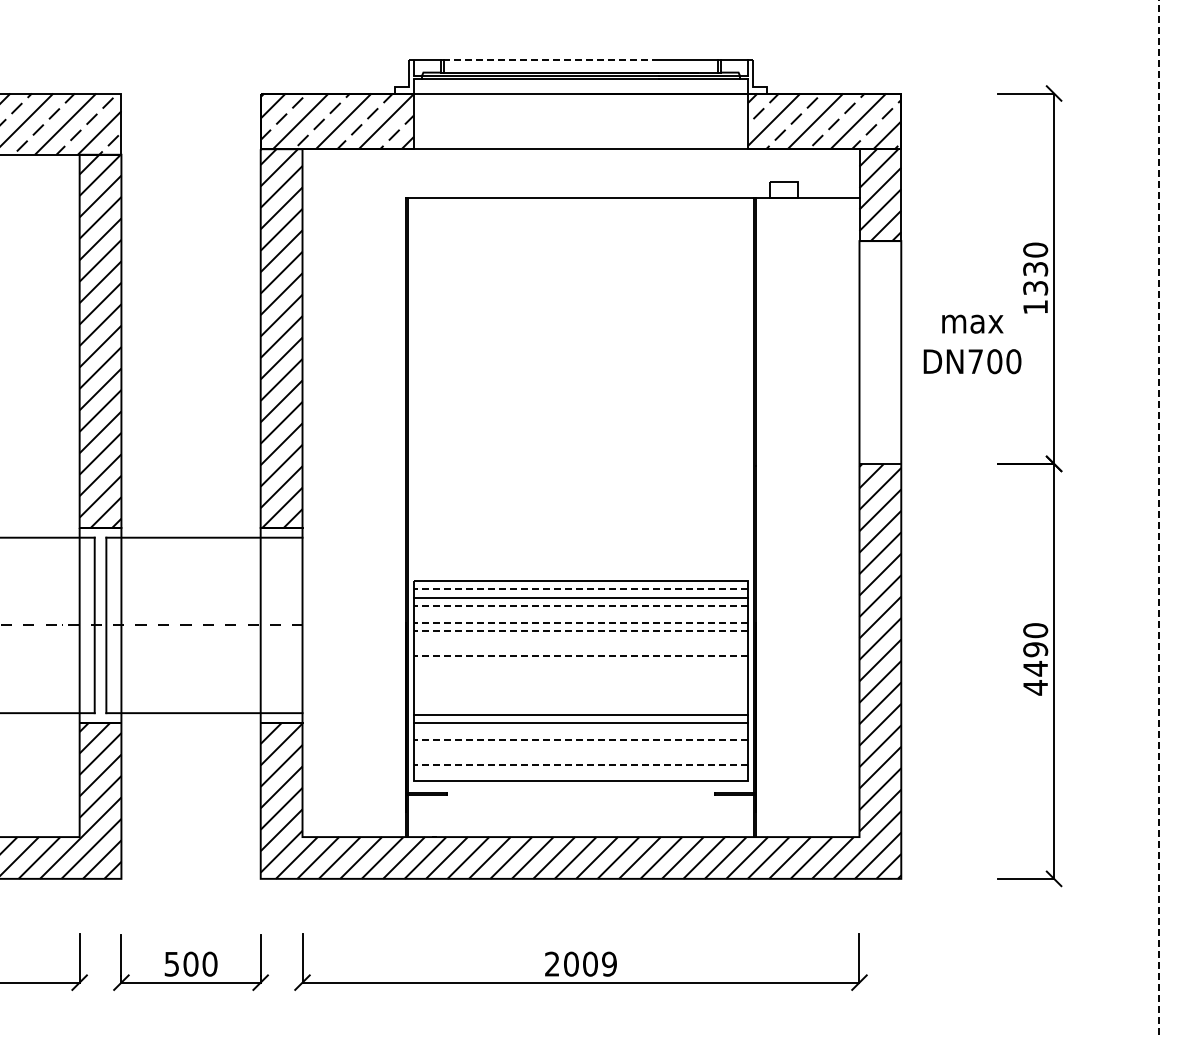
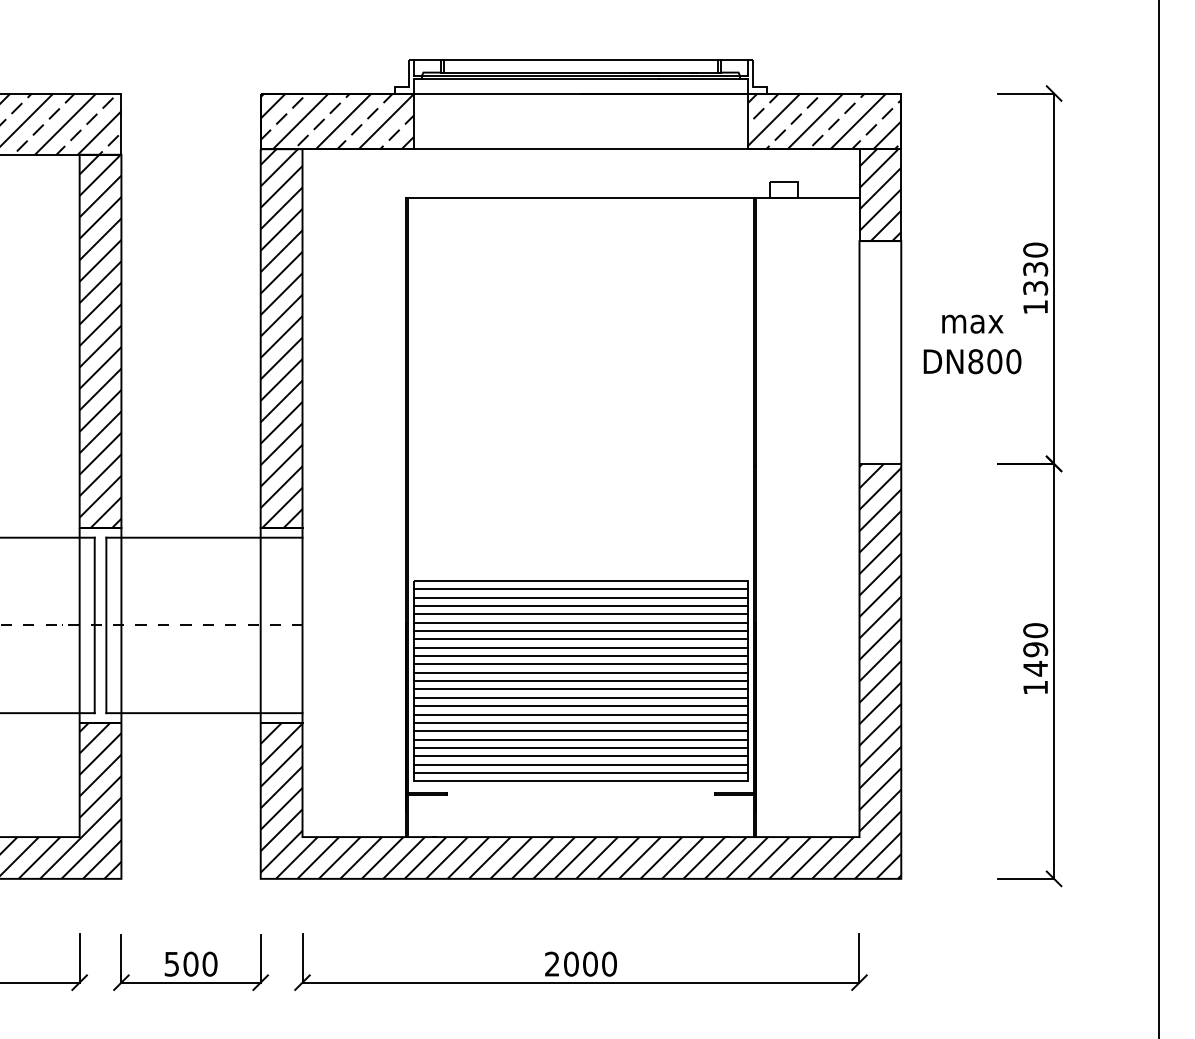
line: dashed -> solid (550, 60)
text: DN700 -> DN800 (975, 361)
line: dashed -> solid (1159, 519)
line: dashed -> solid (580, 589)
line: dashed -> solid (580, 605)
line: none -> present (580, 614)
line: dashed -> solid (580, 622)
line: dashed -> solid (580, 631)
line: none -> present (580, 639)
line: none -> present (580, 647)
line: dashed -> solid (580, 656)
line: none -> present (580, 664)
line: none -> present (580, 672)
line: none -> present (580, 681)
text: 4490 -> 1490 (1035, 687)
line: none -> present (580, 689)
line: none -> present (580, 697)
line: none -> present (580, 706)
line: none -> present (580, 731)
line: dashed -> solid (580, 739)
line: none -> present (580, 747)
line: none -> present (580, 756)
line: dashed -> solid (580, 764)
line: none -> present (580, 773)
text: 2009 -> 2000 (609, 964)
